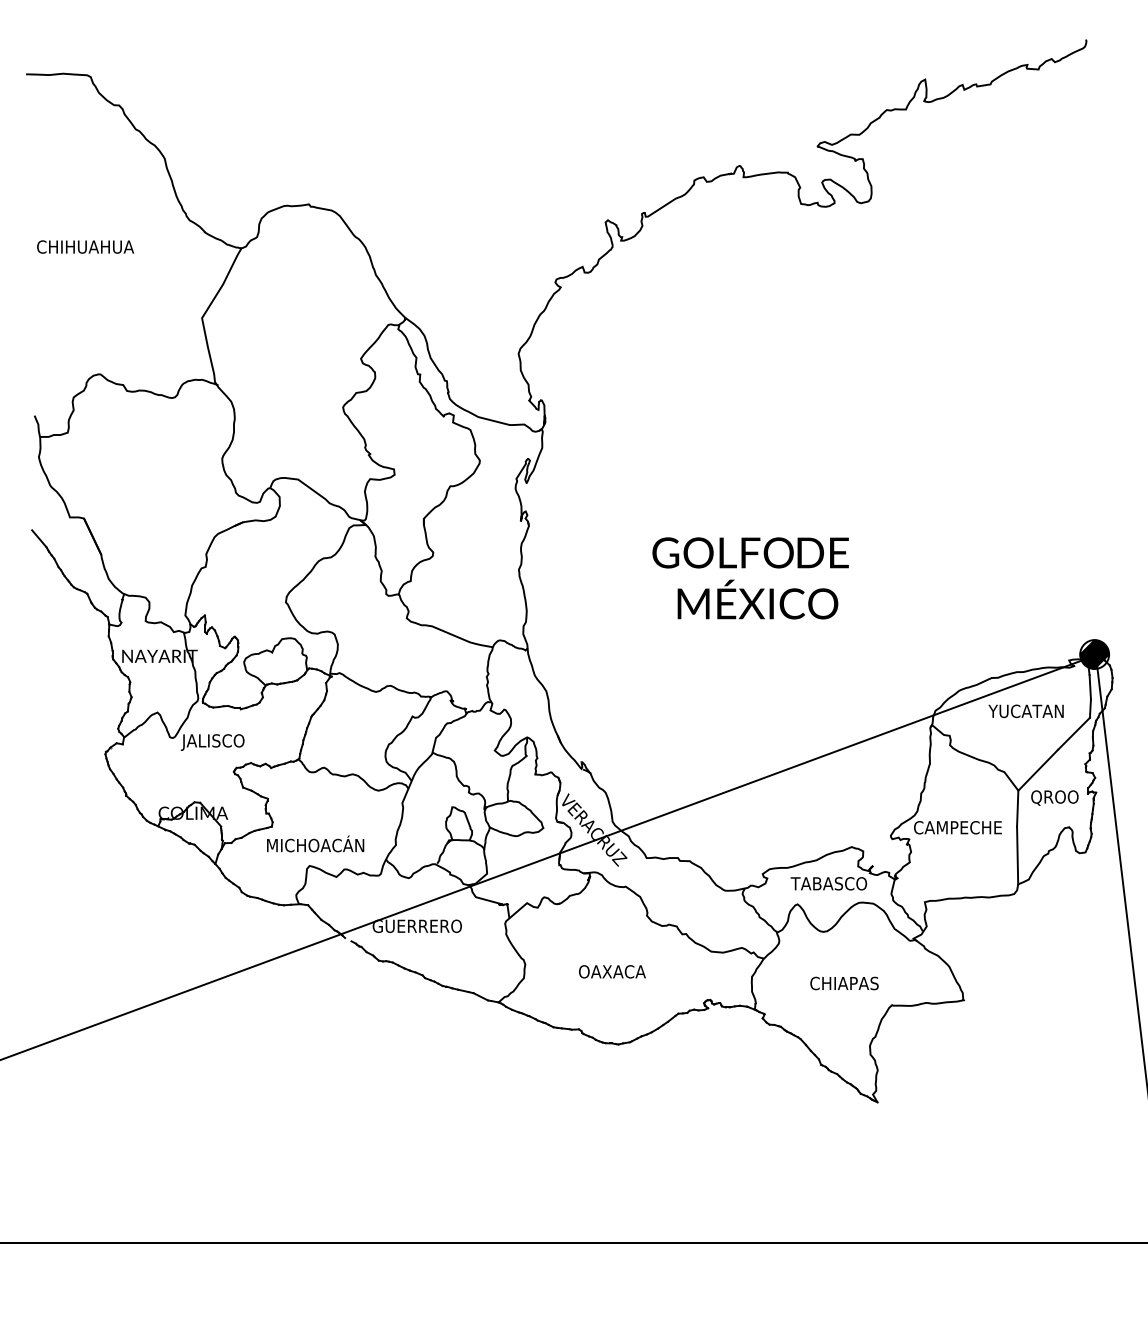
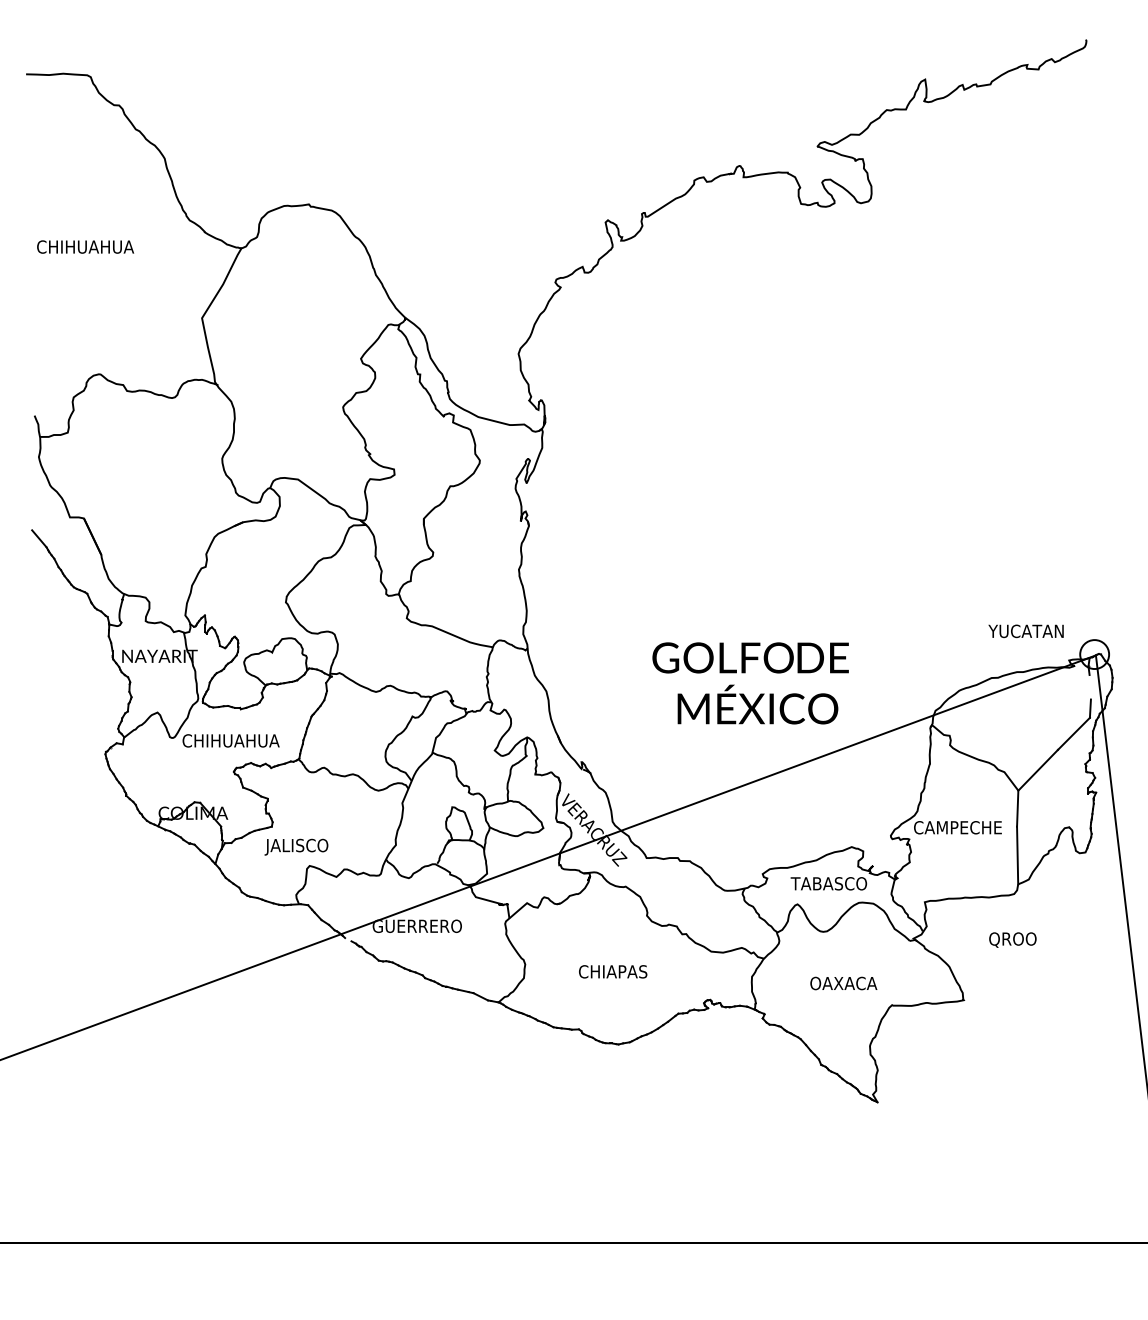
text position: (750, 578) -> (750, 683) (750, 683)
hatch: present -> none (1094, 654)
line: present -> none (1089, 687)
text position: (1025, 711) -> (1025, 631) (1025, 631)
text: JALISCO -> CHIHUAHUA (229, 742)
text position: (1054, 797) -> (1012, 939) (1012, 939)
text: MICHOACÁN -> JALISCO (314, 845)
text: OAXACA -> CHIAPAS (616, 971)
text: CHIAPAS -> OAXACA (846, 983)
